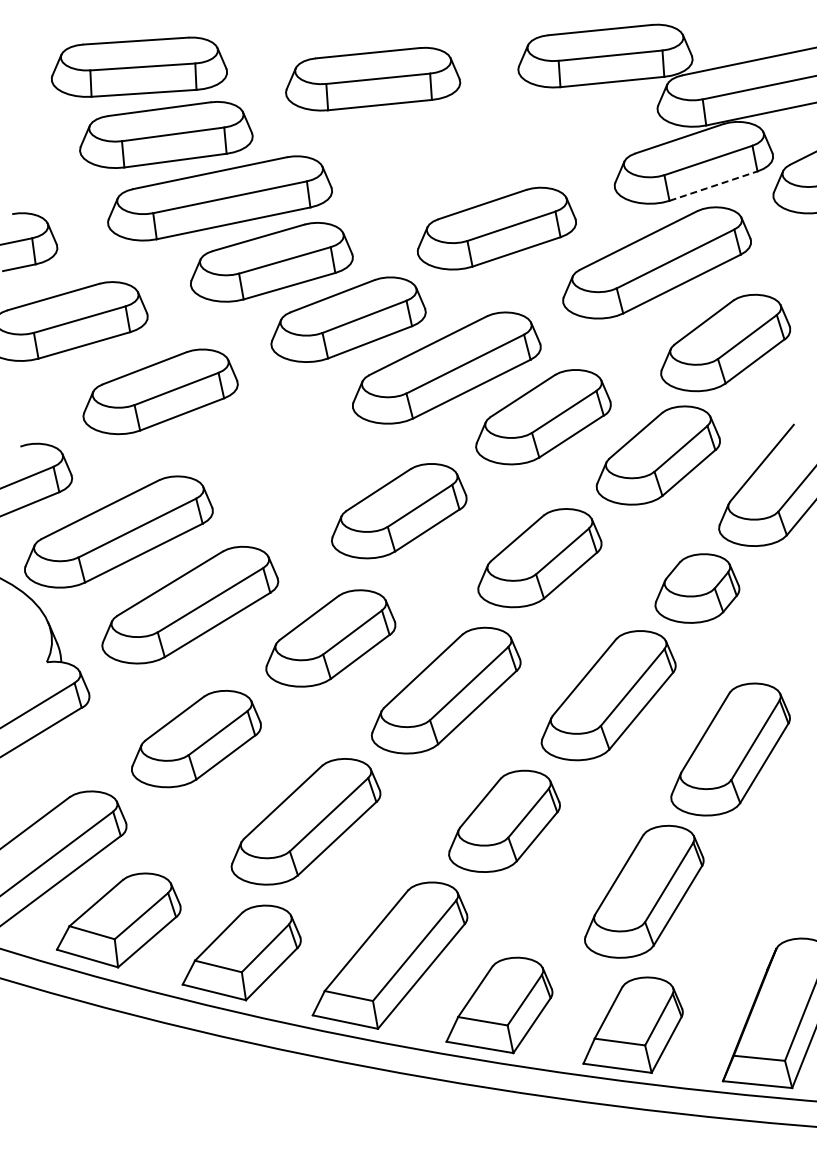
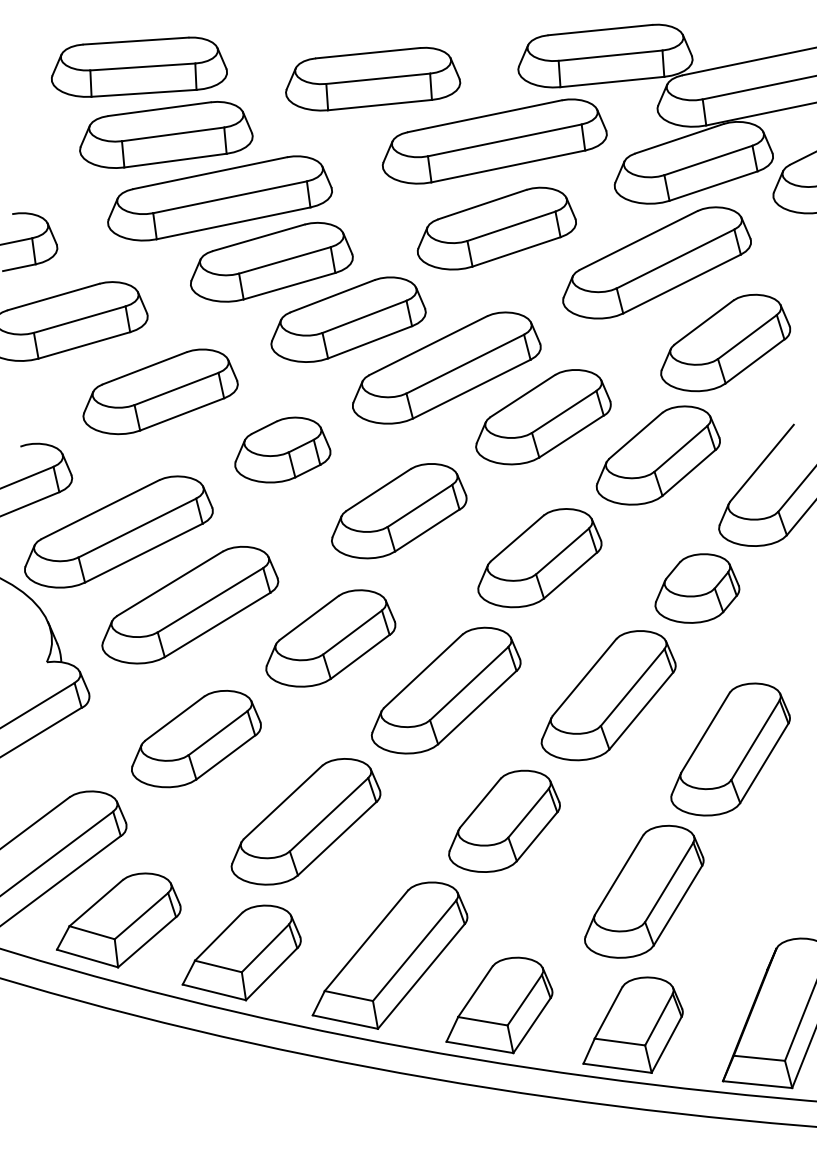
part: none -> present (494, 141)
line: dashed -> solid (714, 185)
part: none -> present (282, 449)
